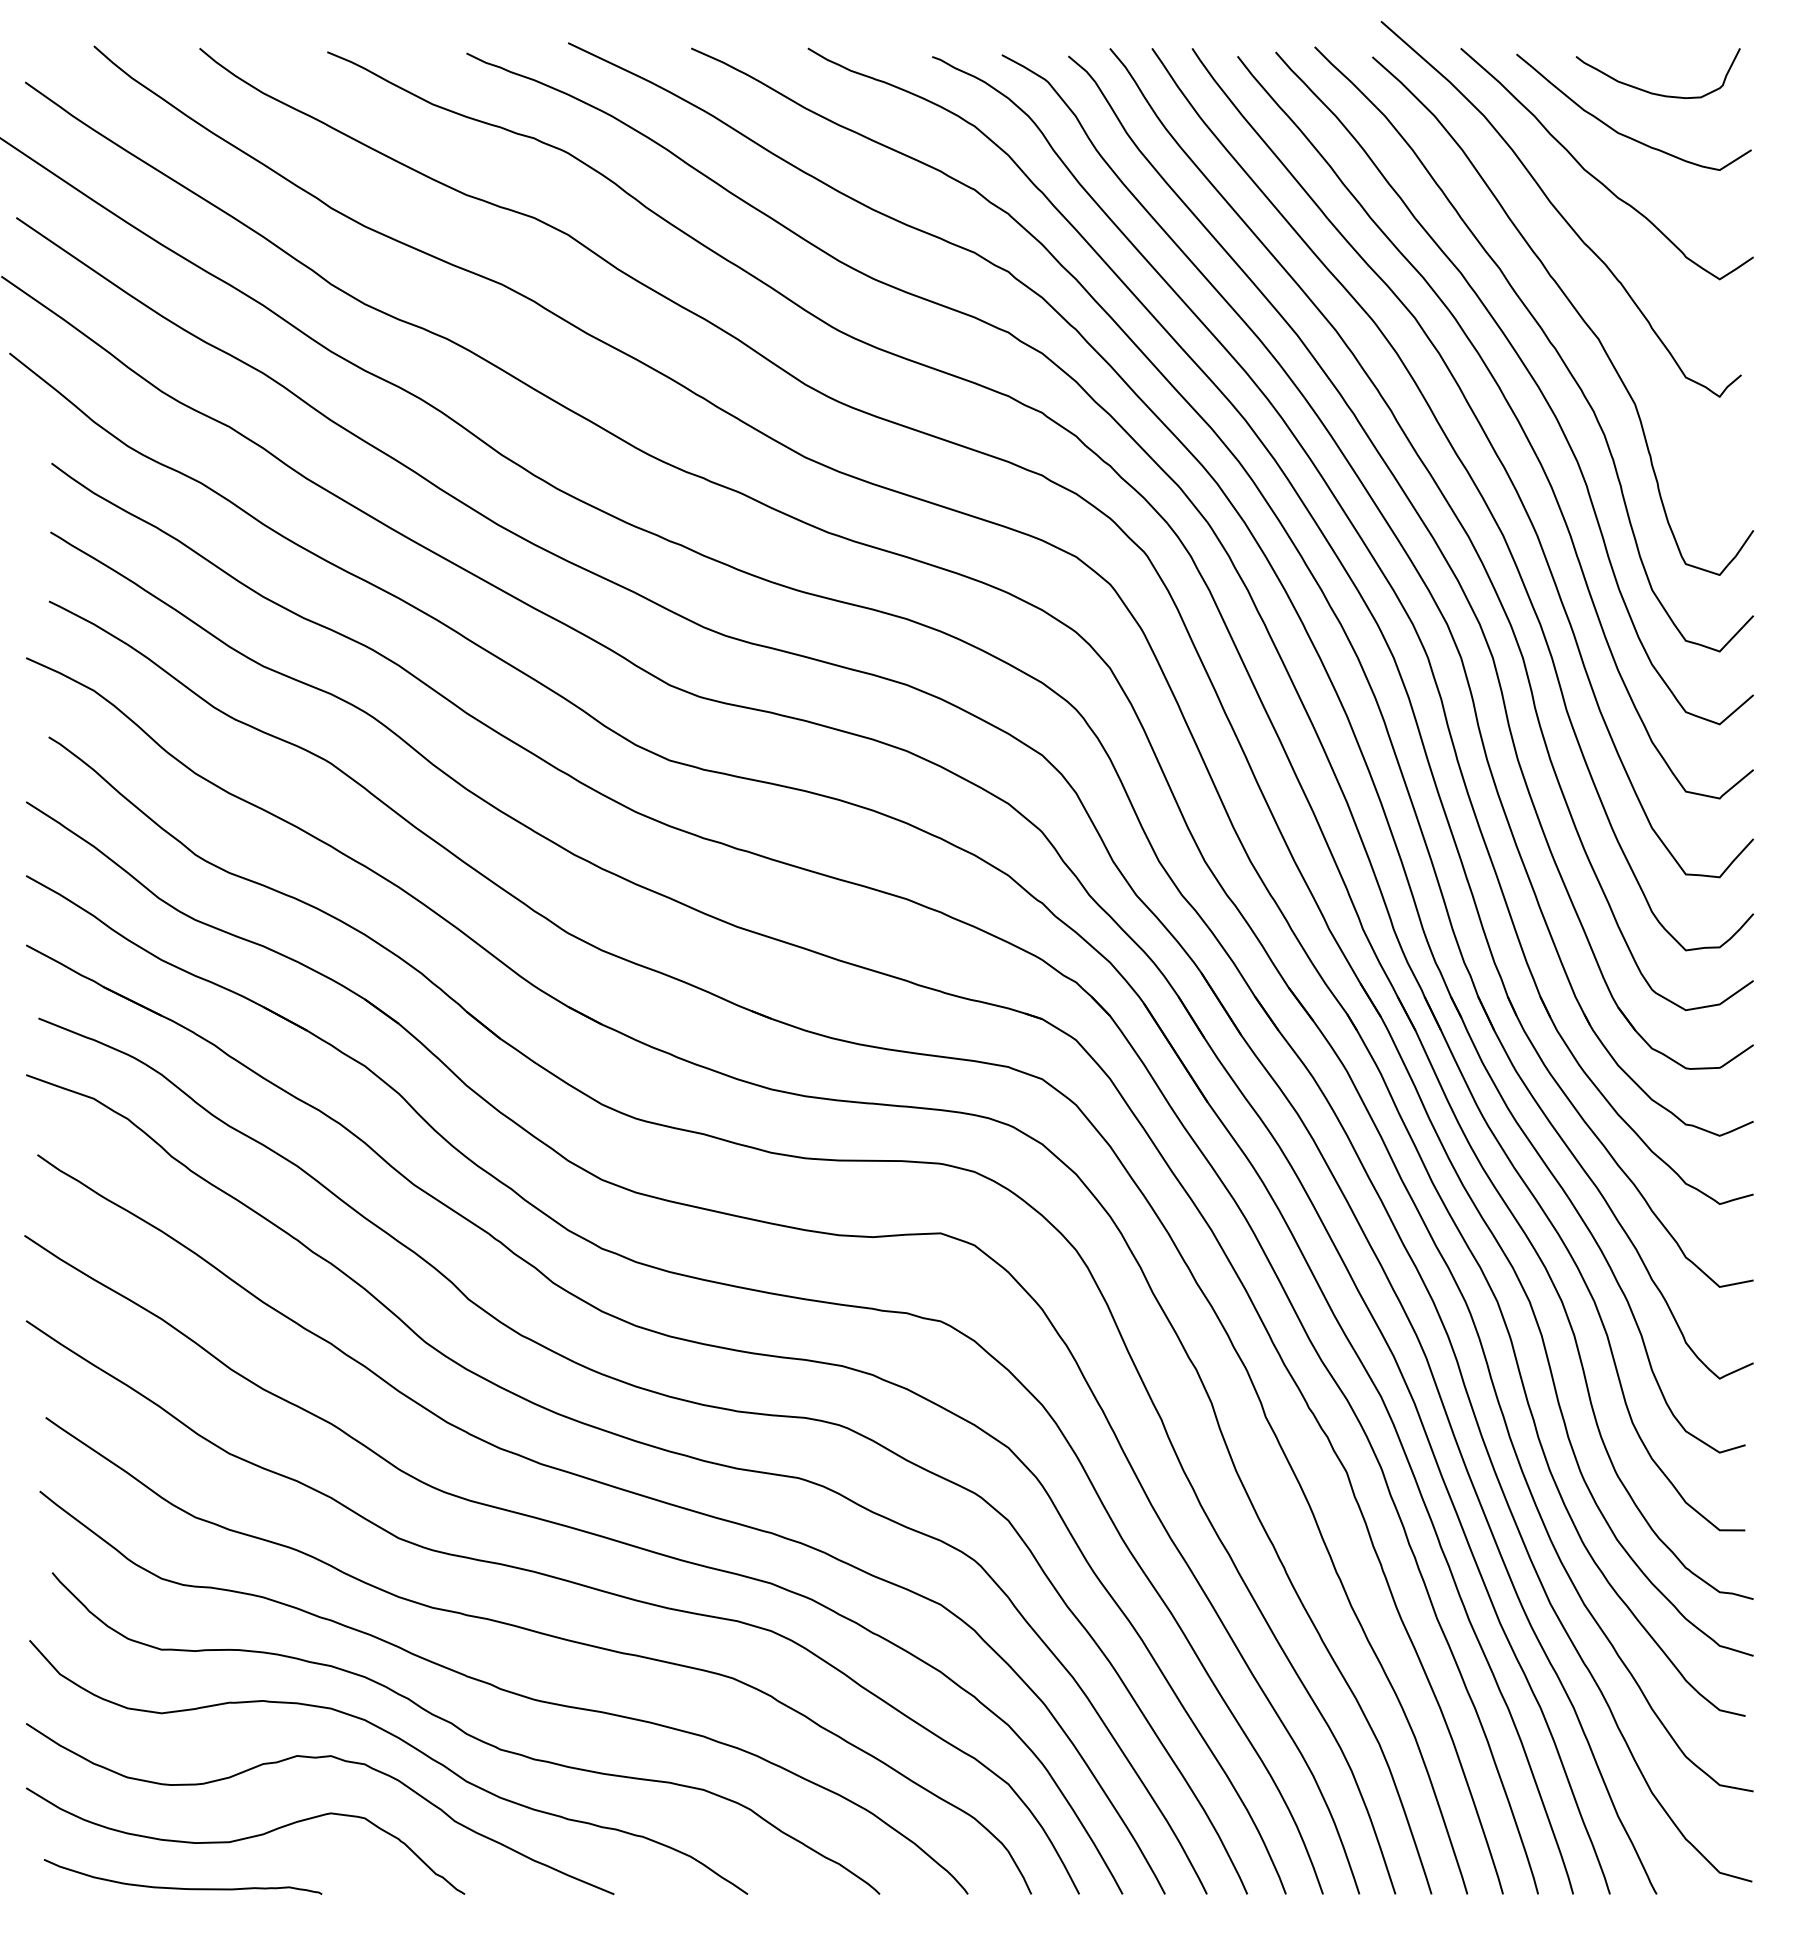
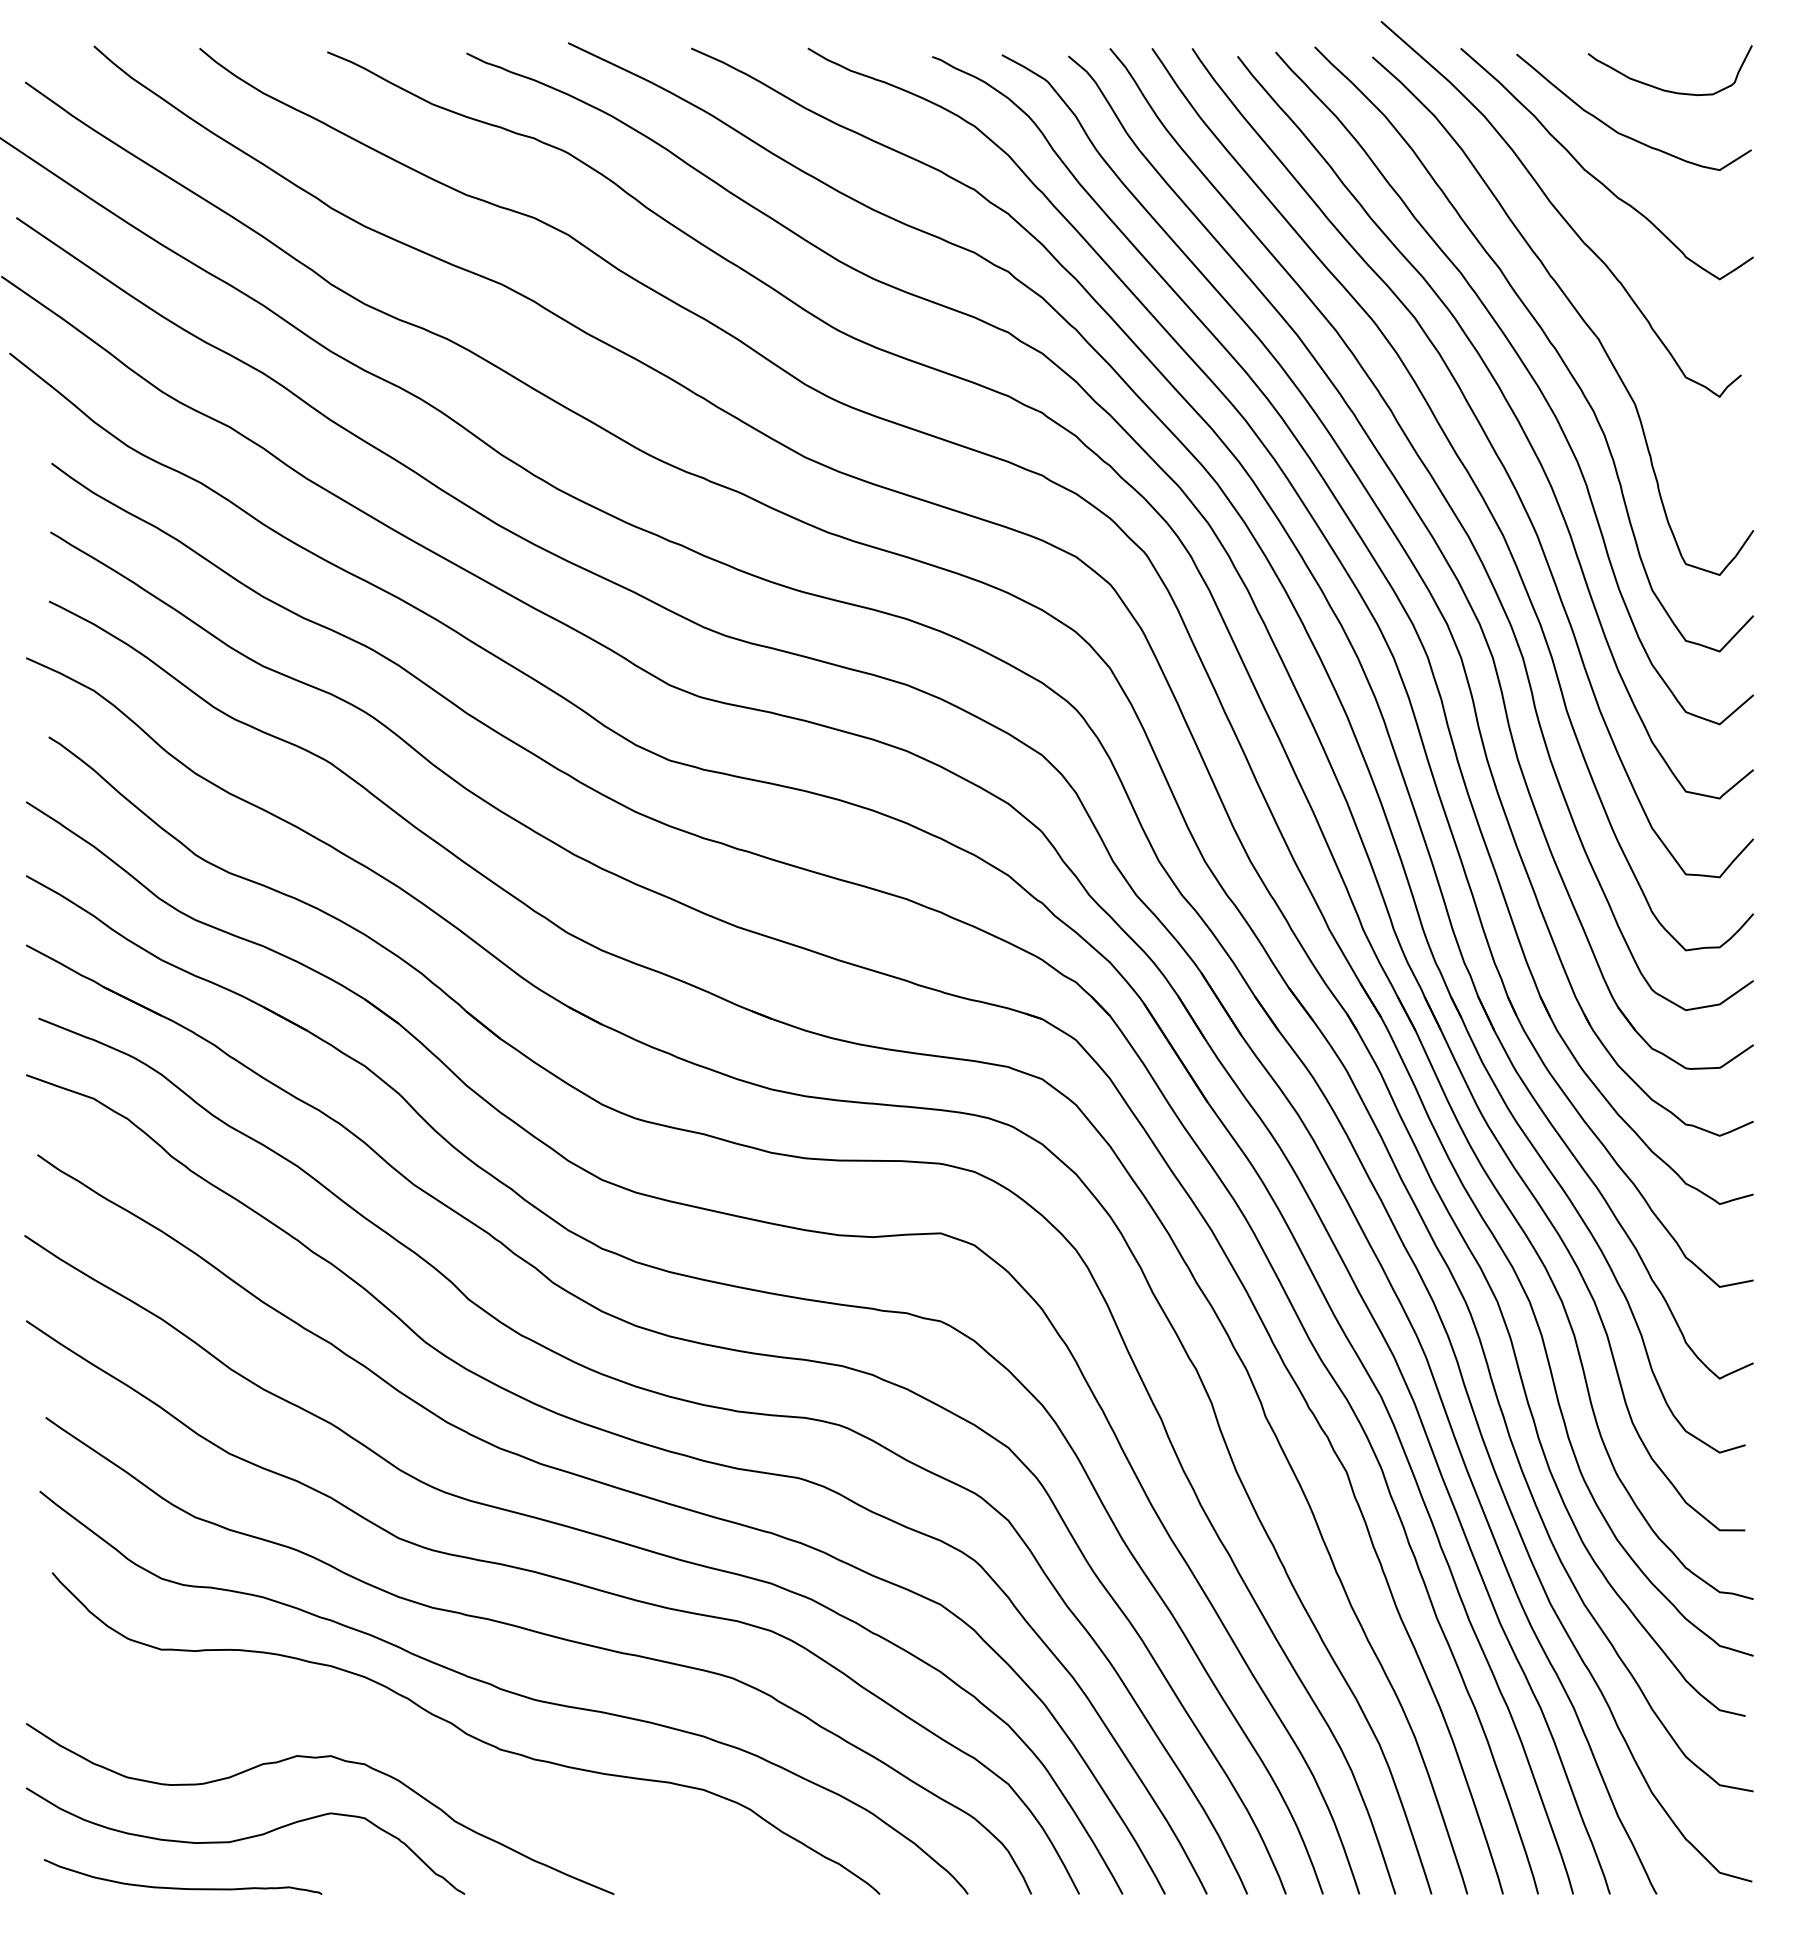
curve position: (1653, 92) -> (1665, 89) (1665, 89)
curve: present -> none (403, 1742)
